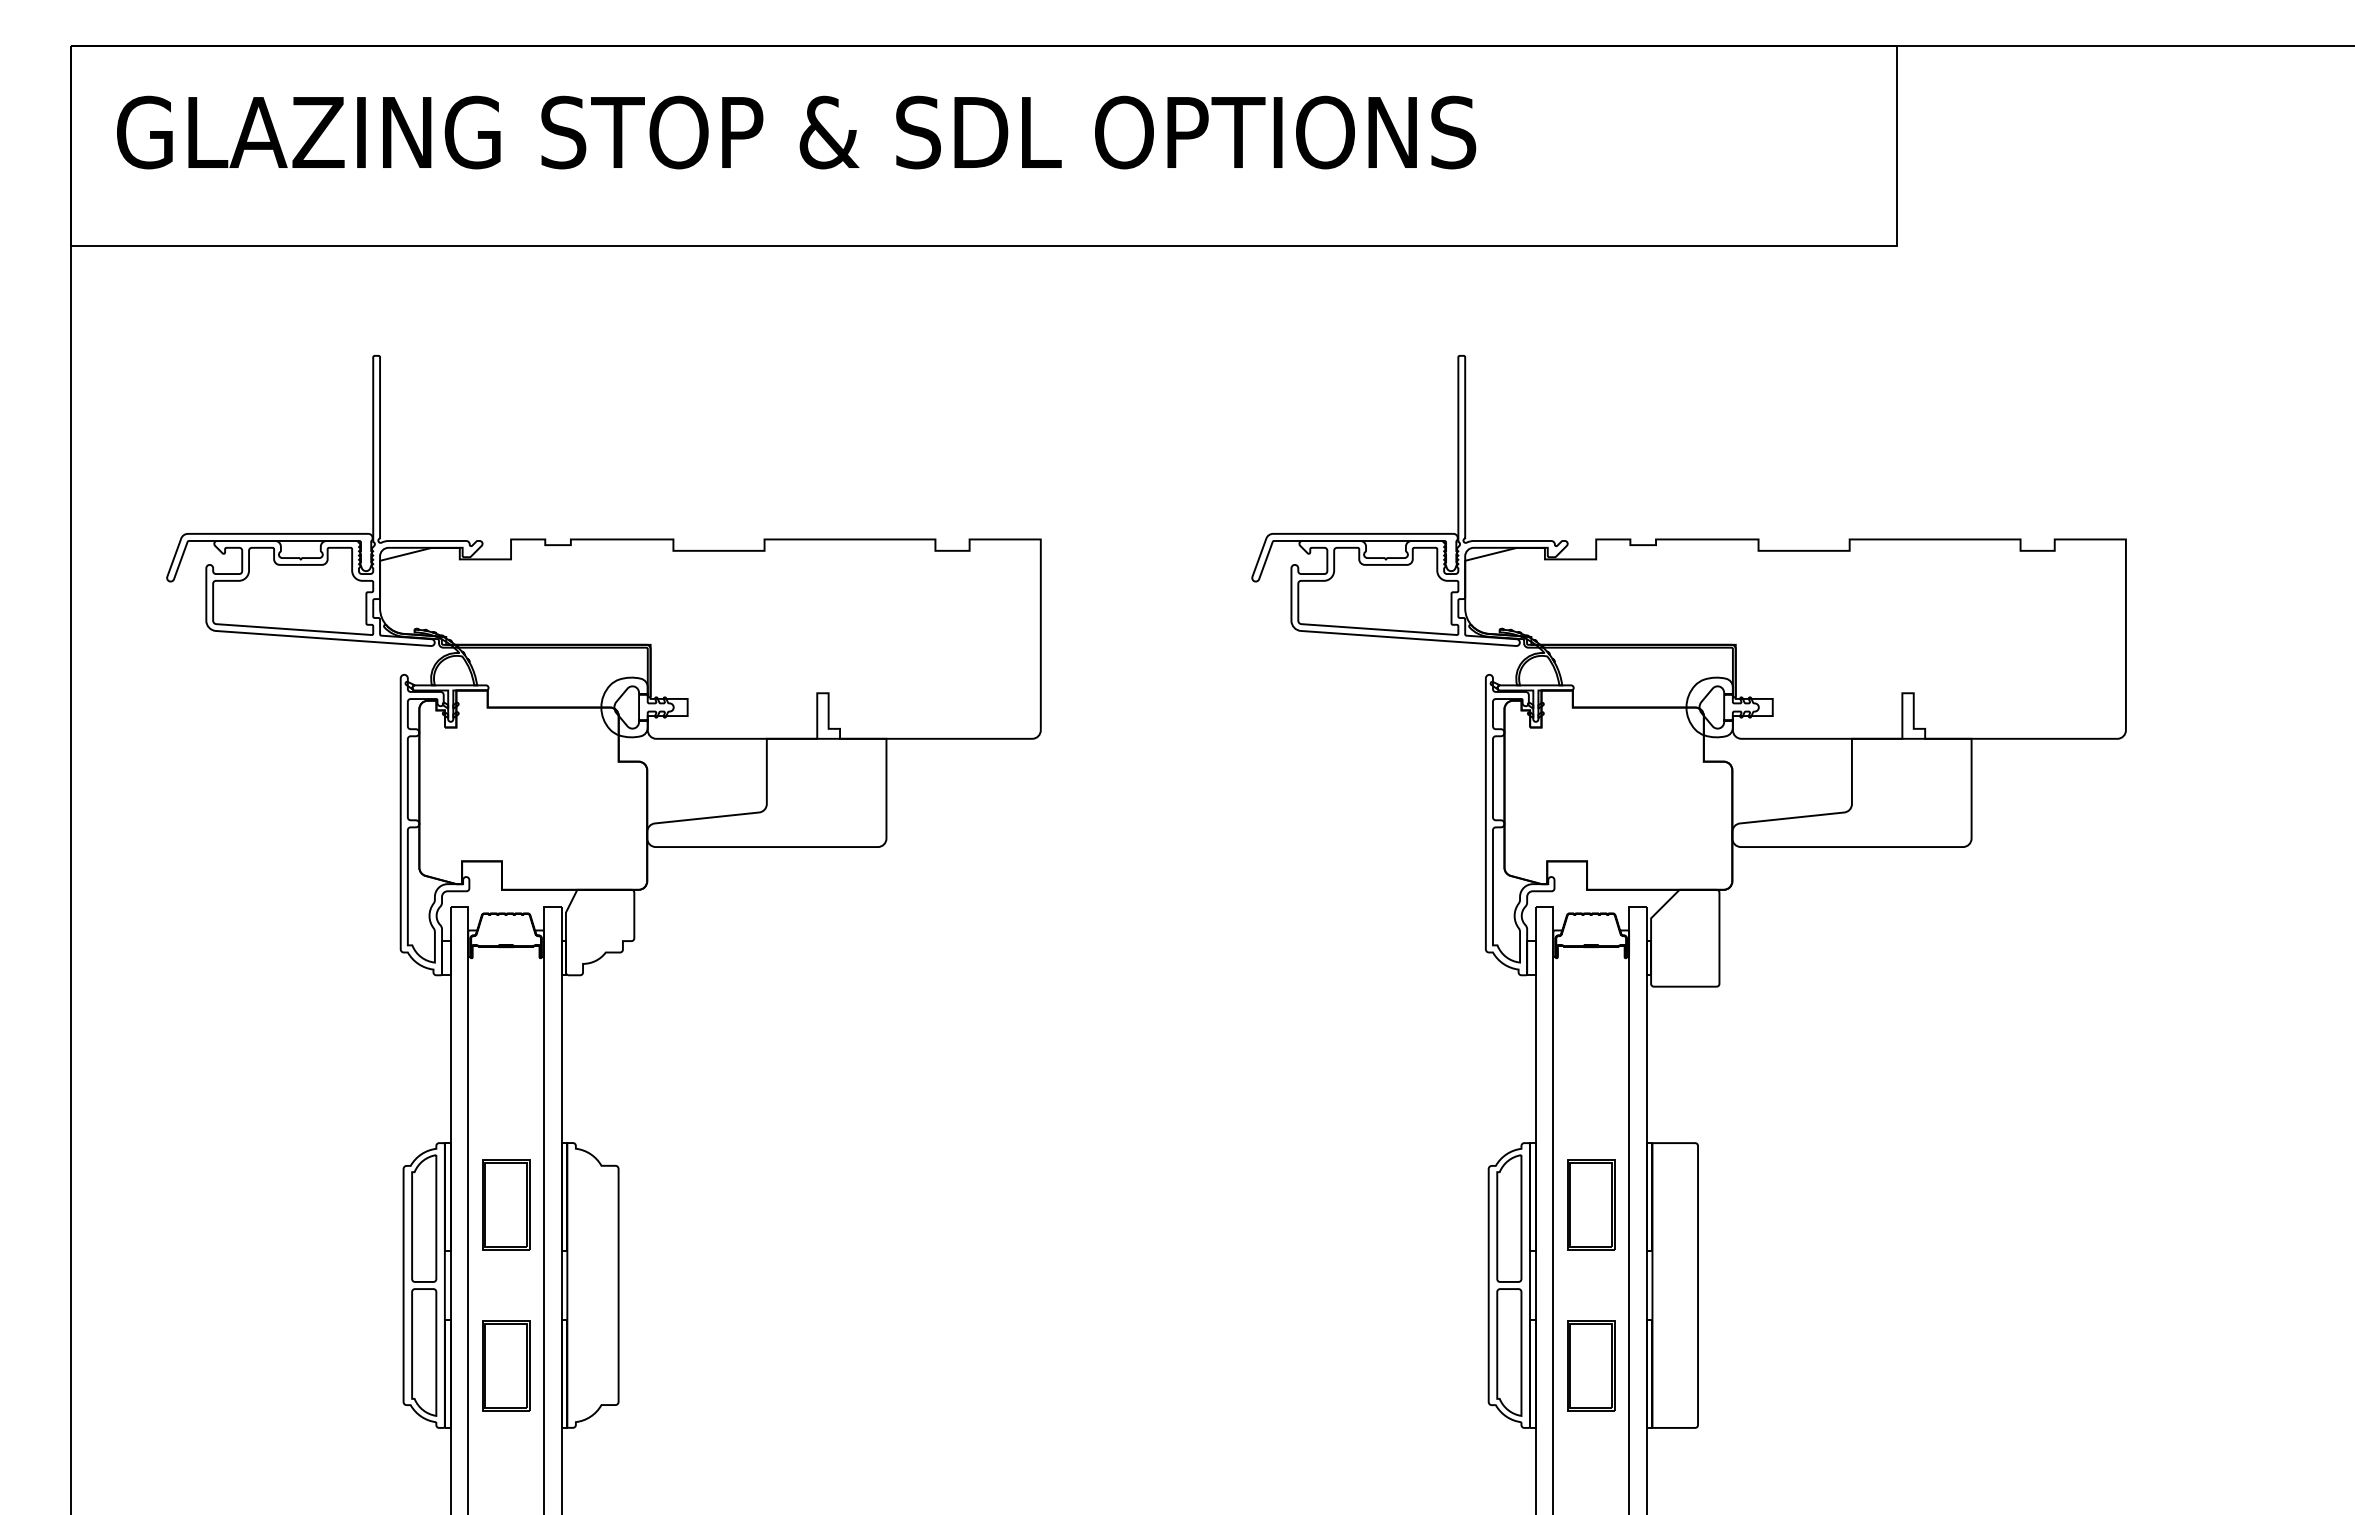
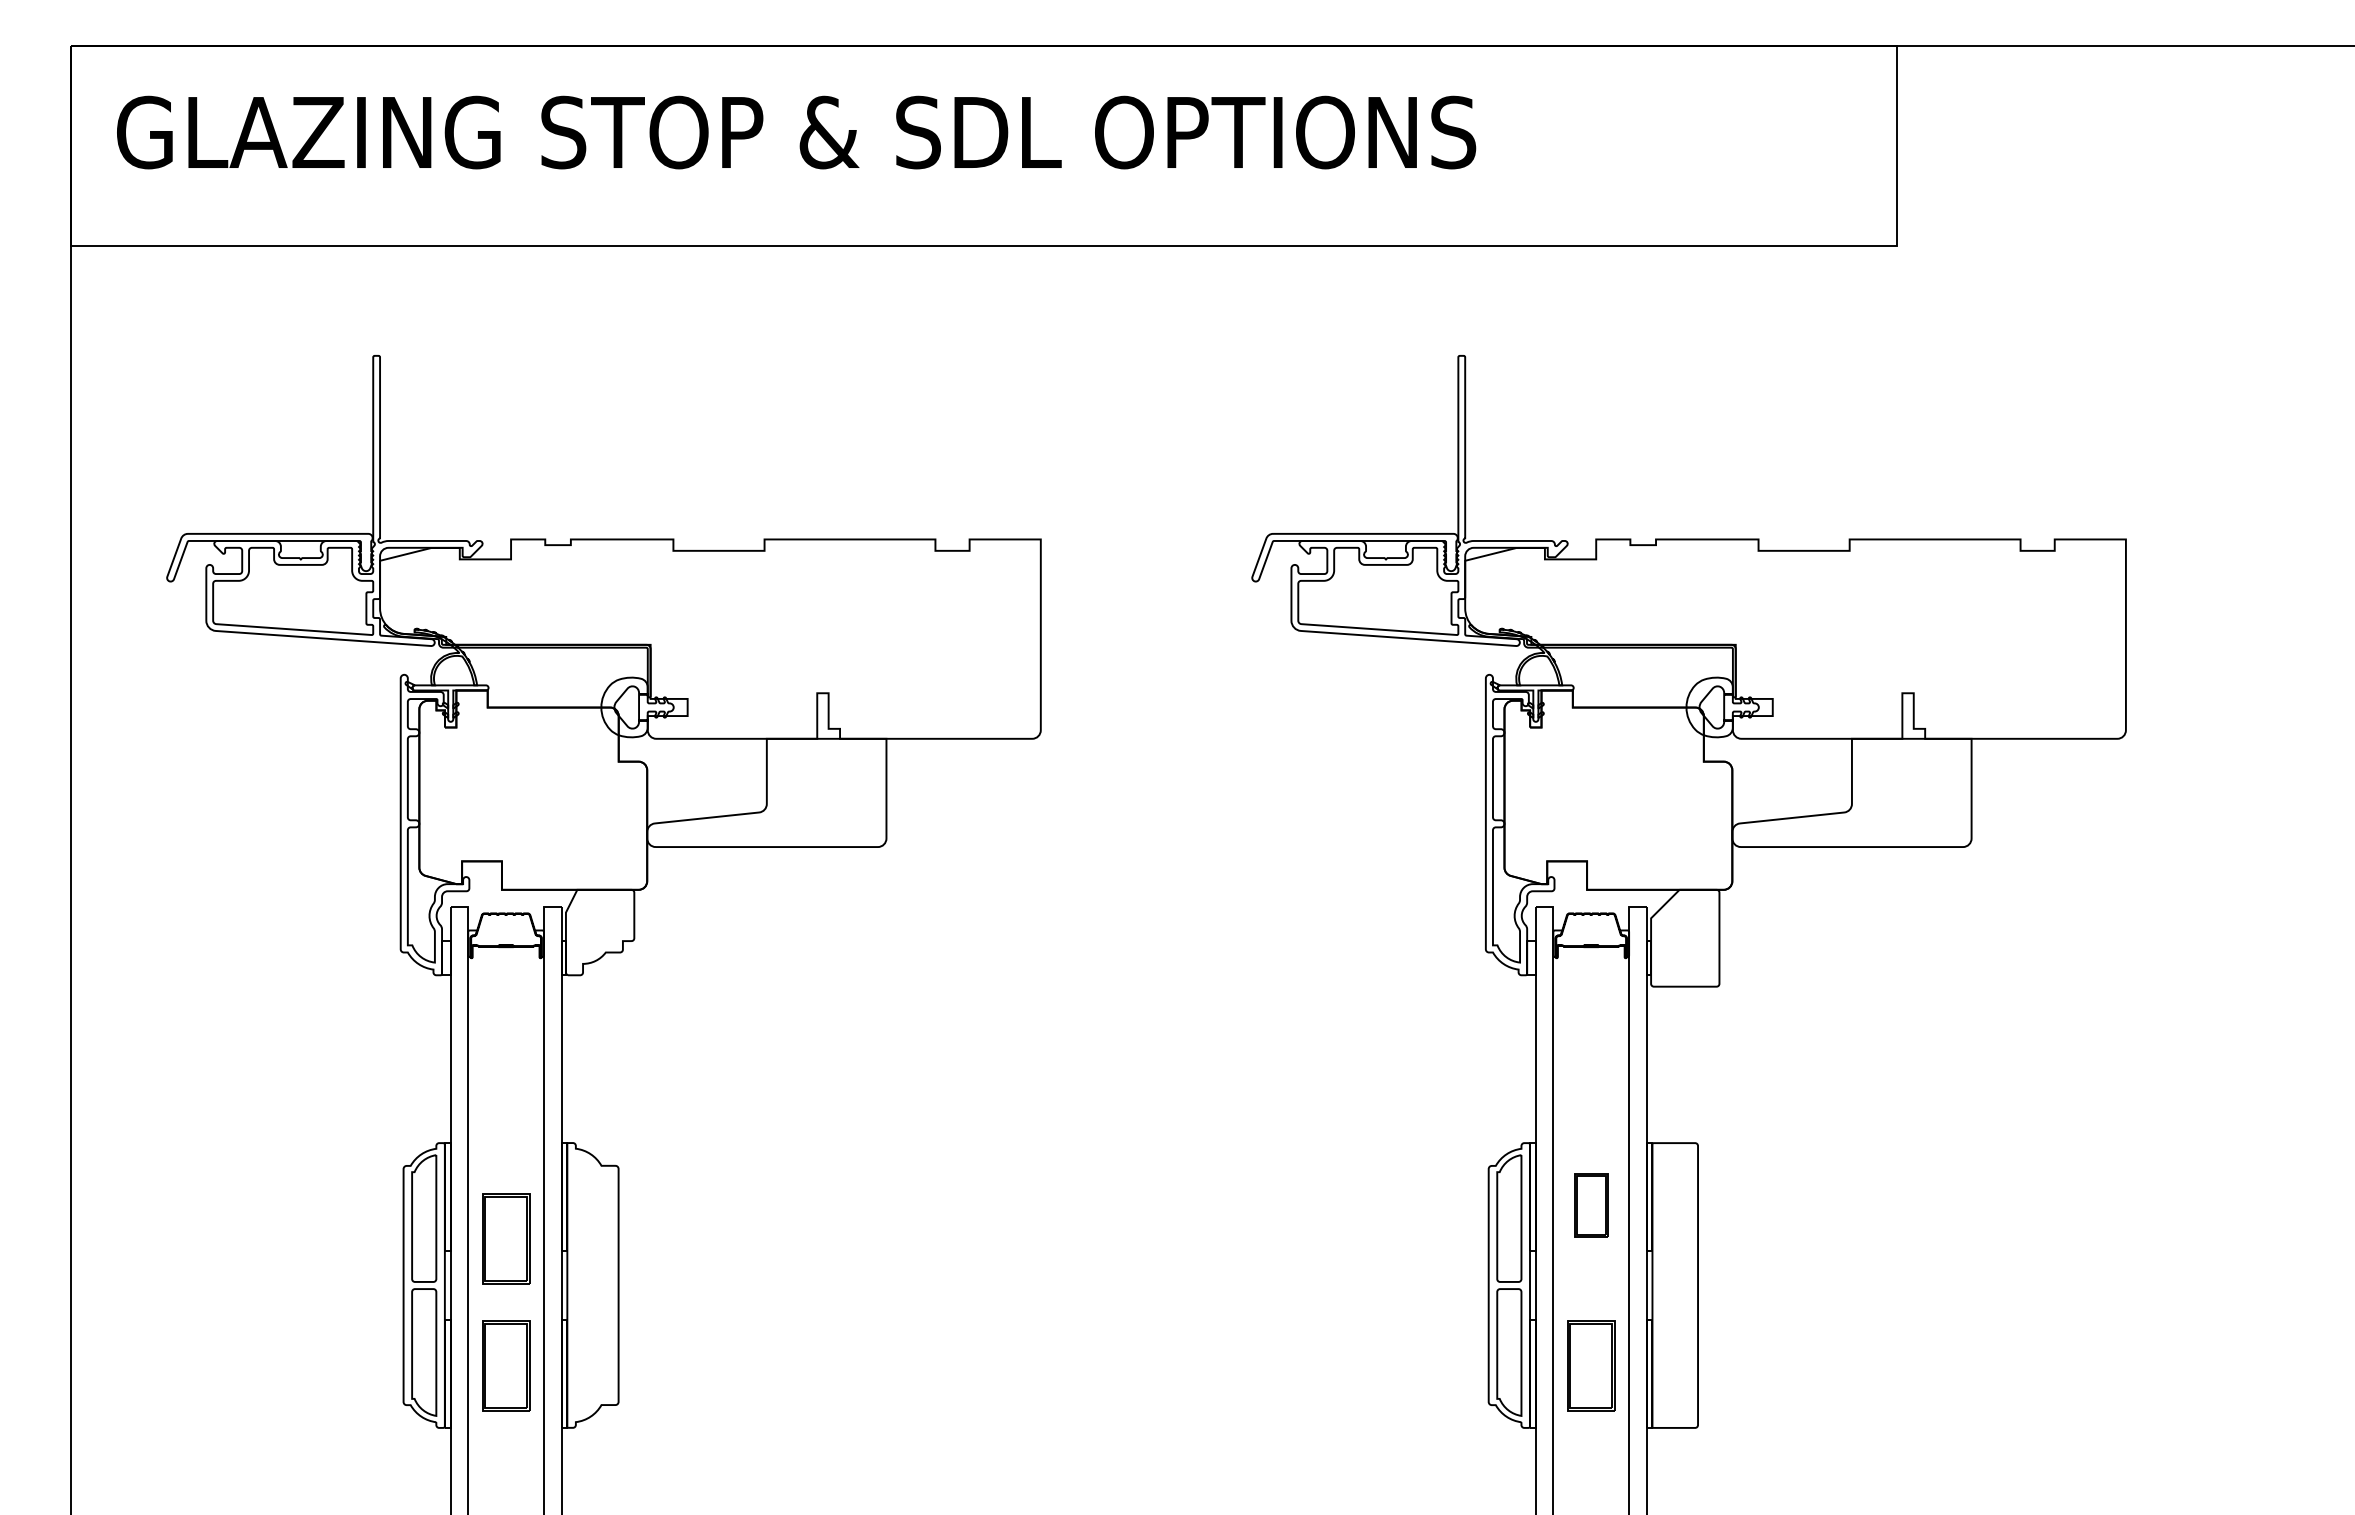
part position: (506, 1204) -> (506, 1238) (506, 1238)
part size: 49x92 px -> 35x65 px (1591, 1205)
